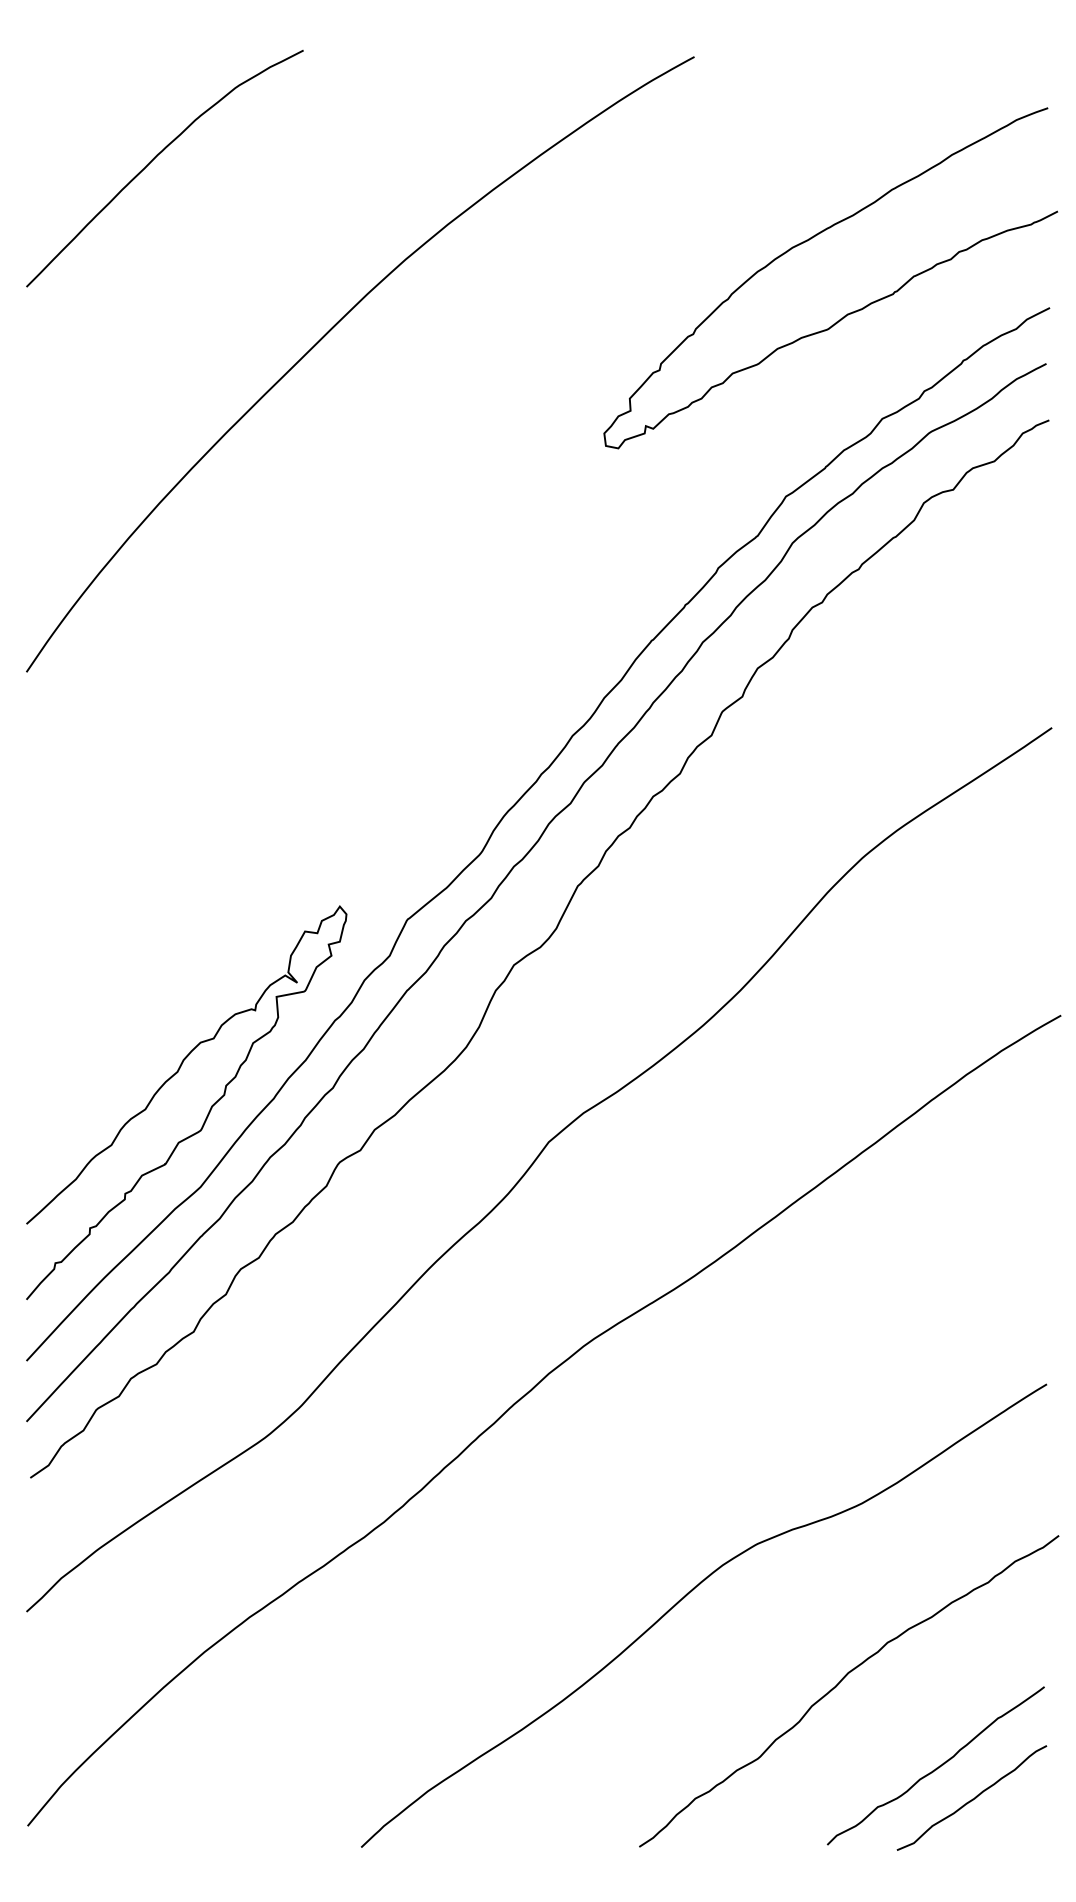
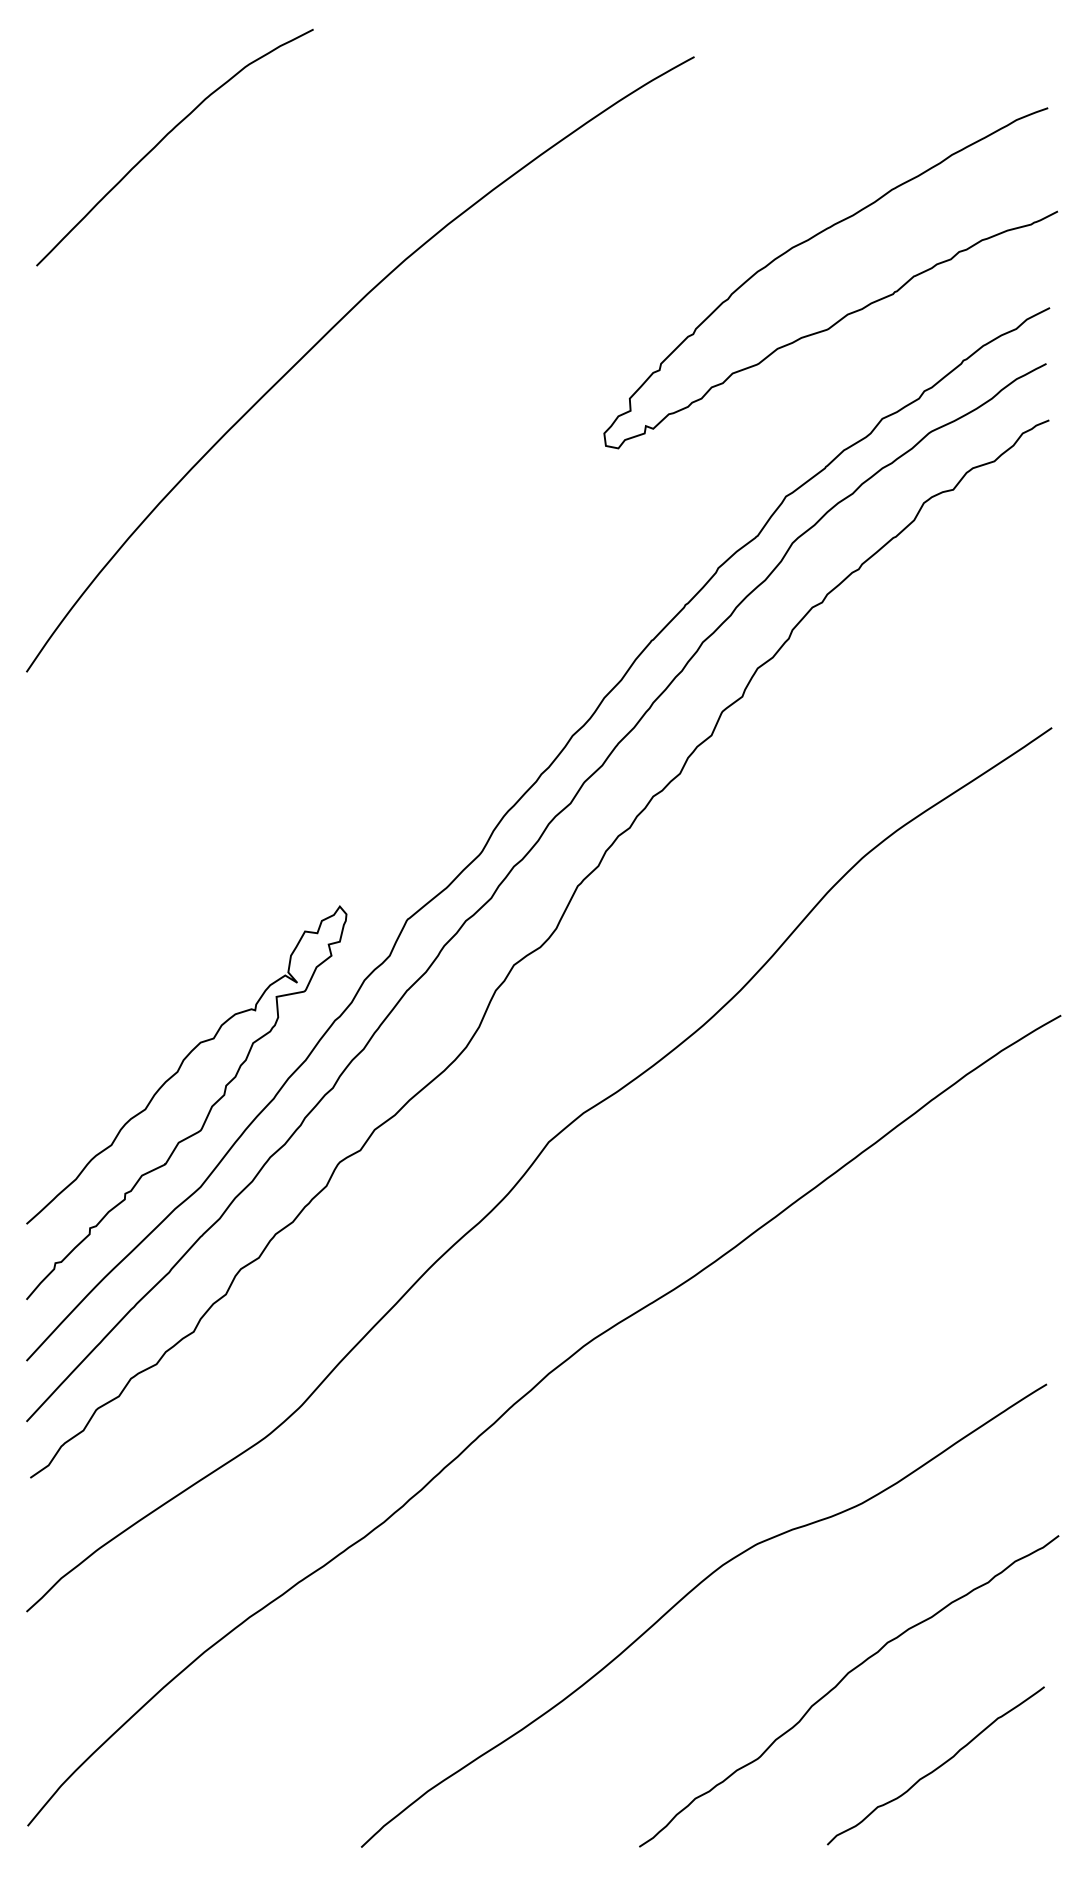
curve position: (155, 158) -> (165, 137) (165, 137)
curve: present -> none (972, 1798)
